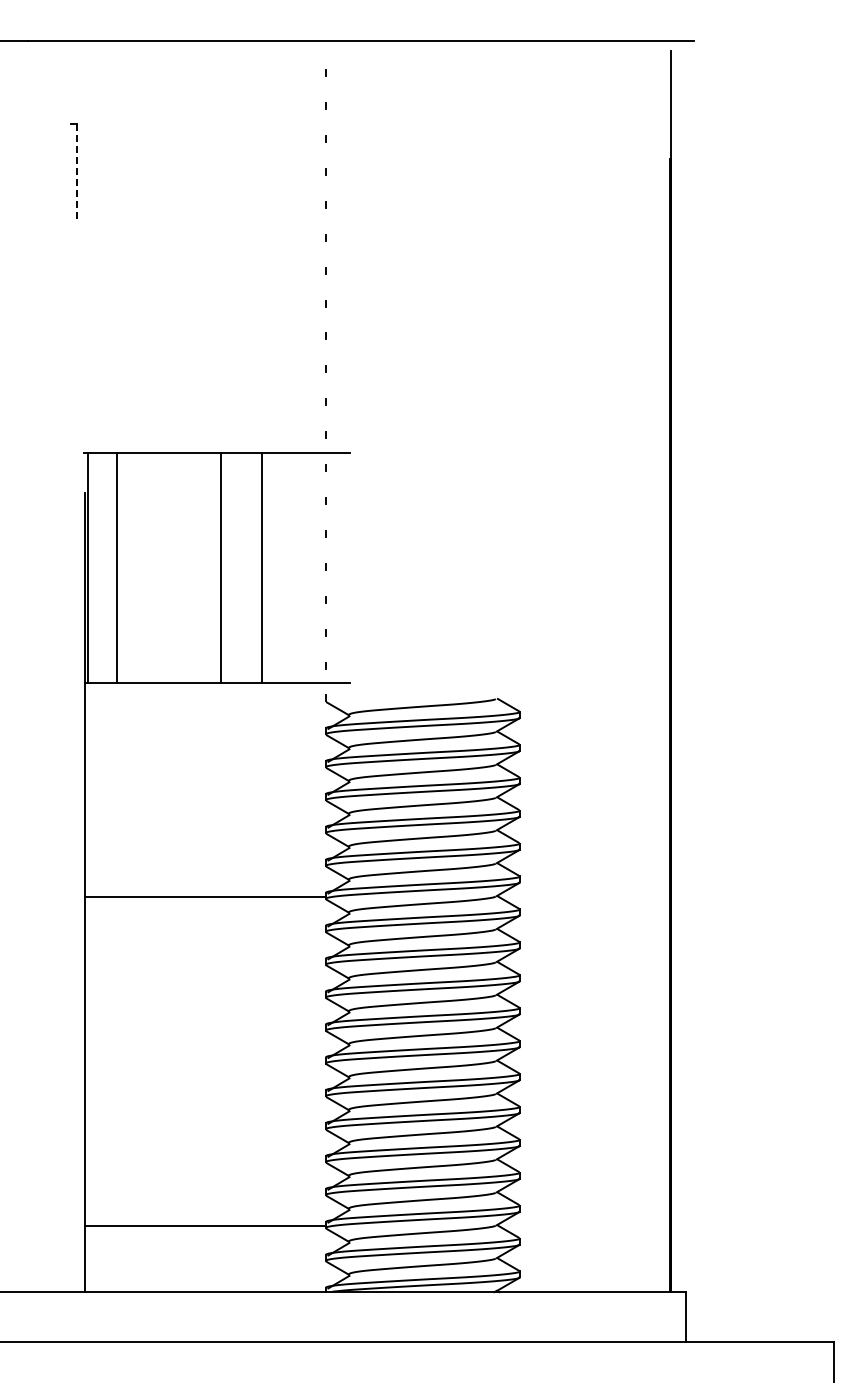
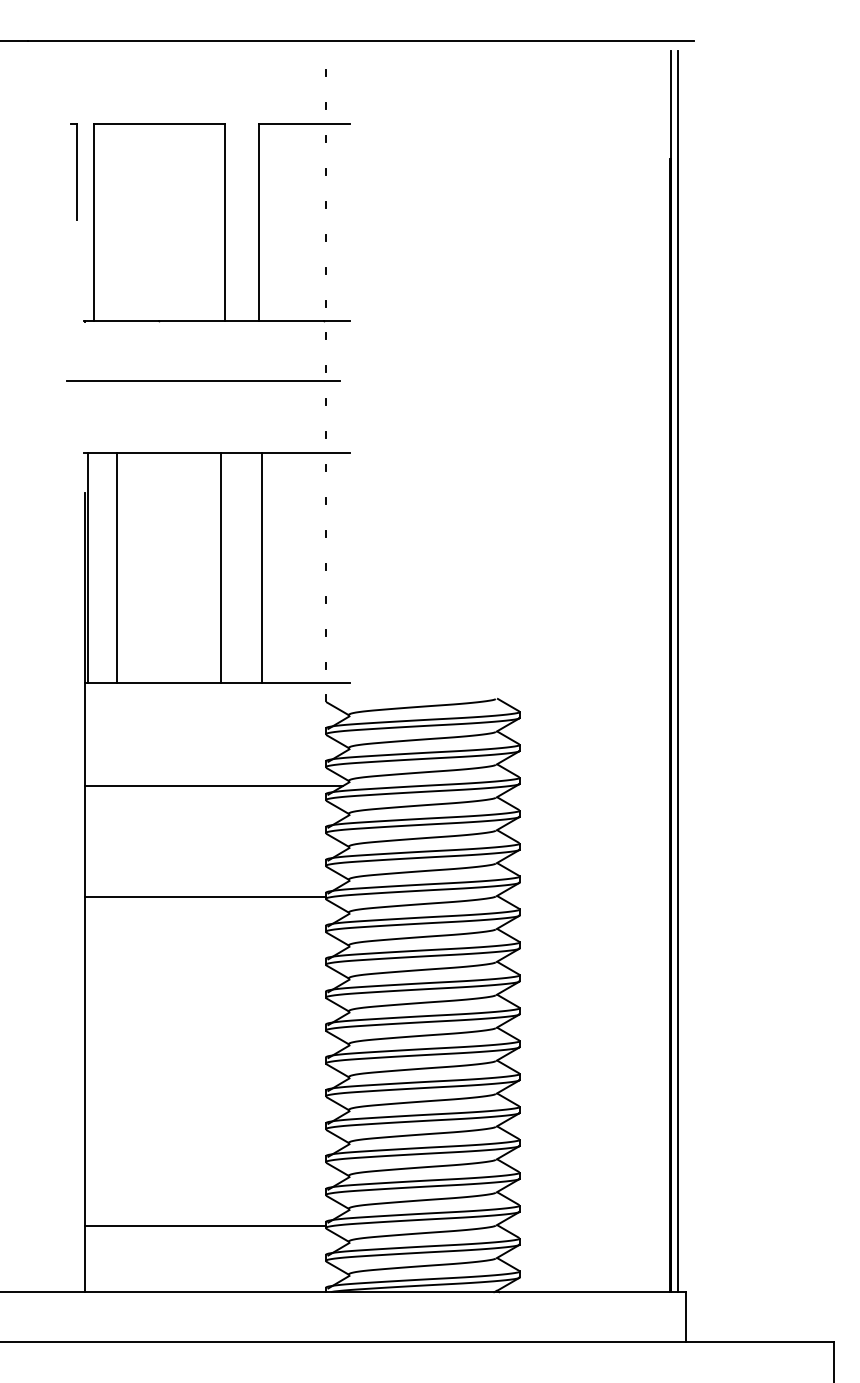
line: dashed -> solid (77, 171)
part: none -> present (216, 222)
line: none -> present (203, 380)
line: none -> present (677, 671)
line: none -> present (214, 786)
